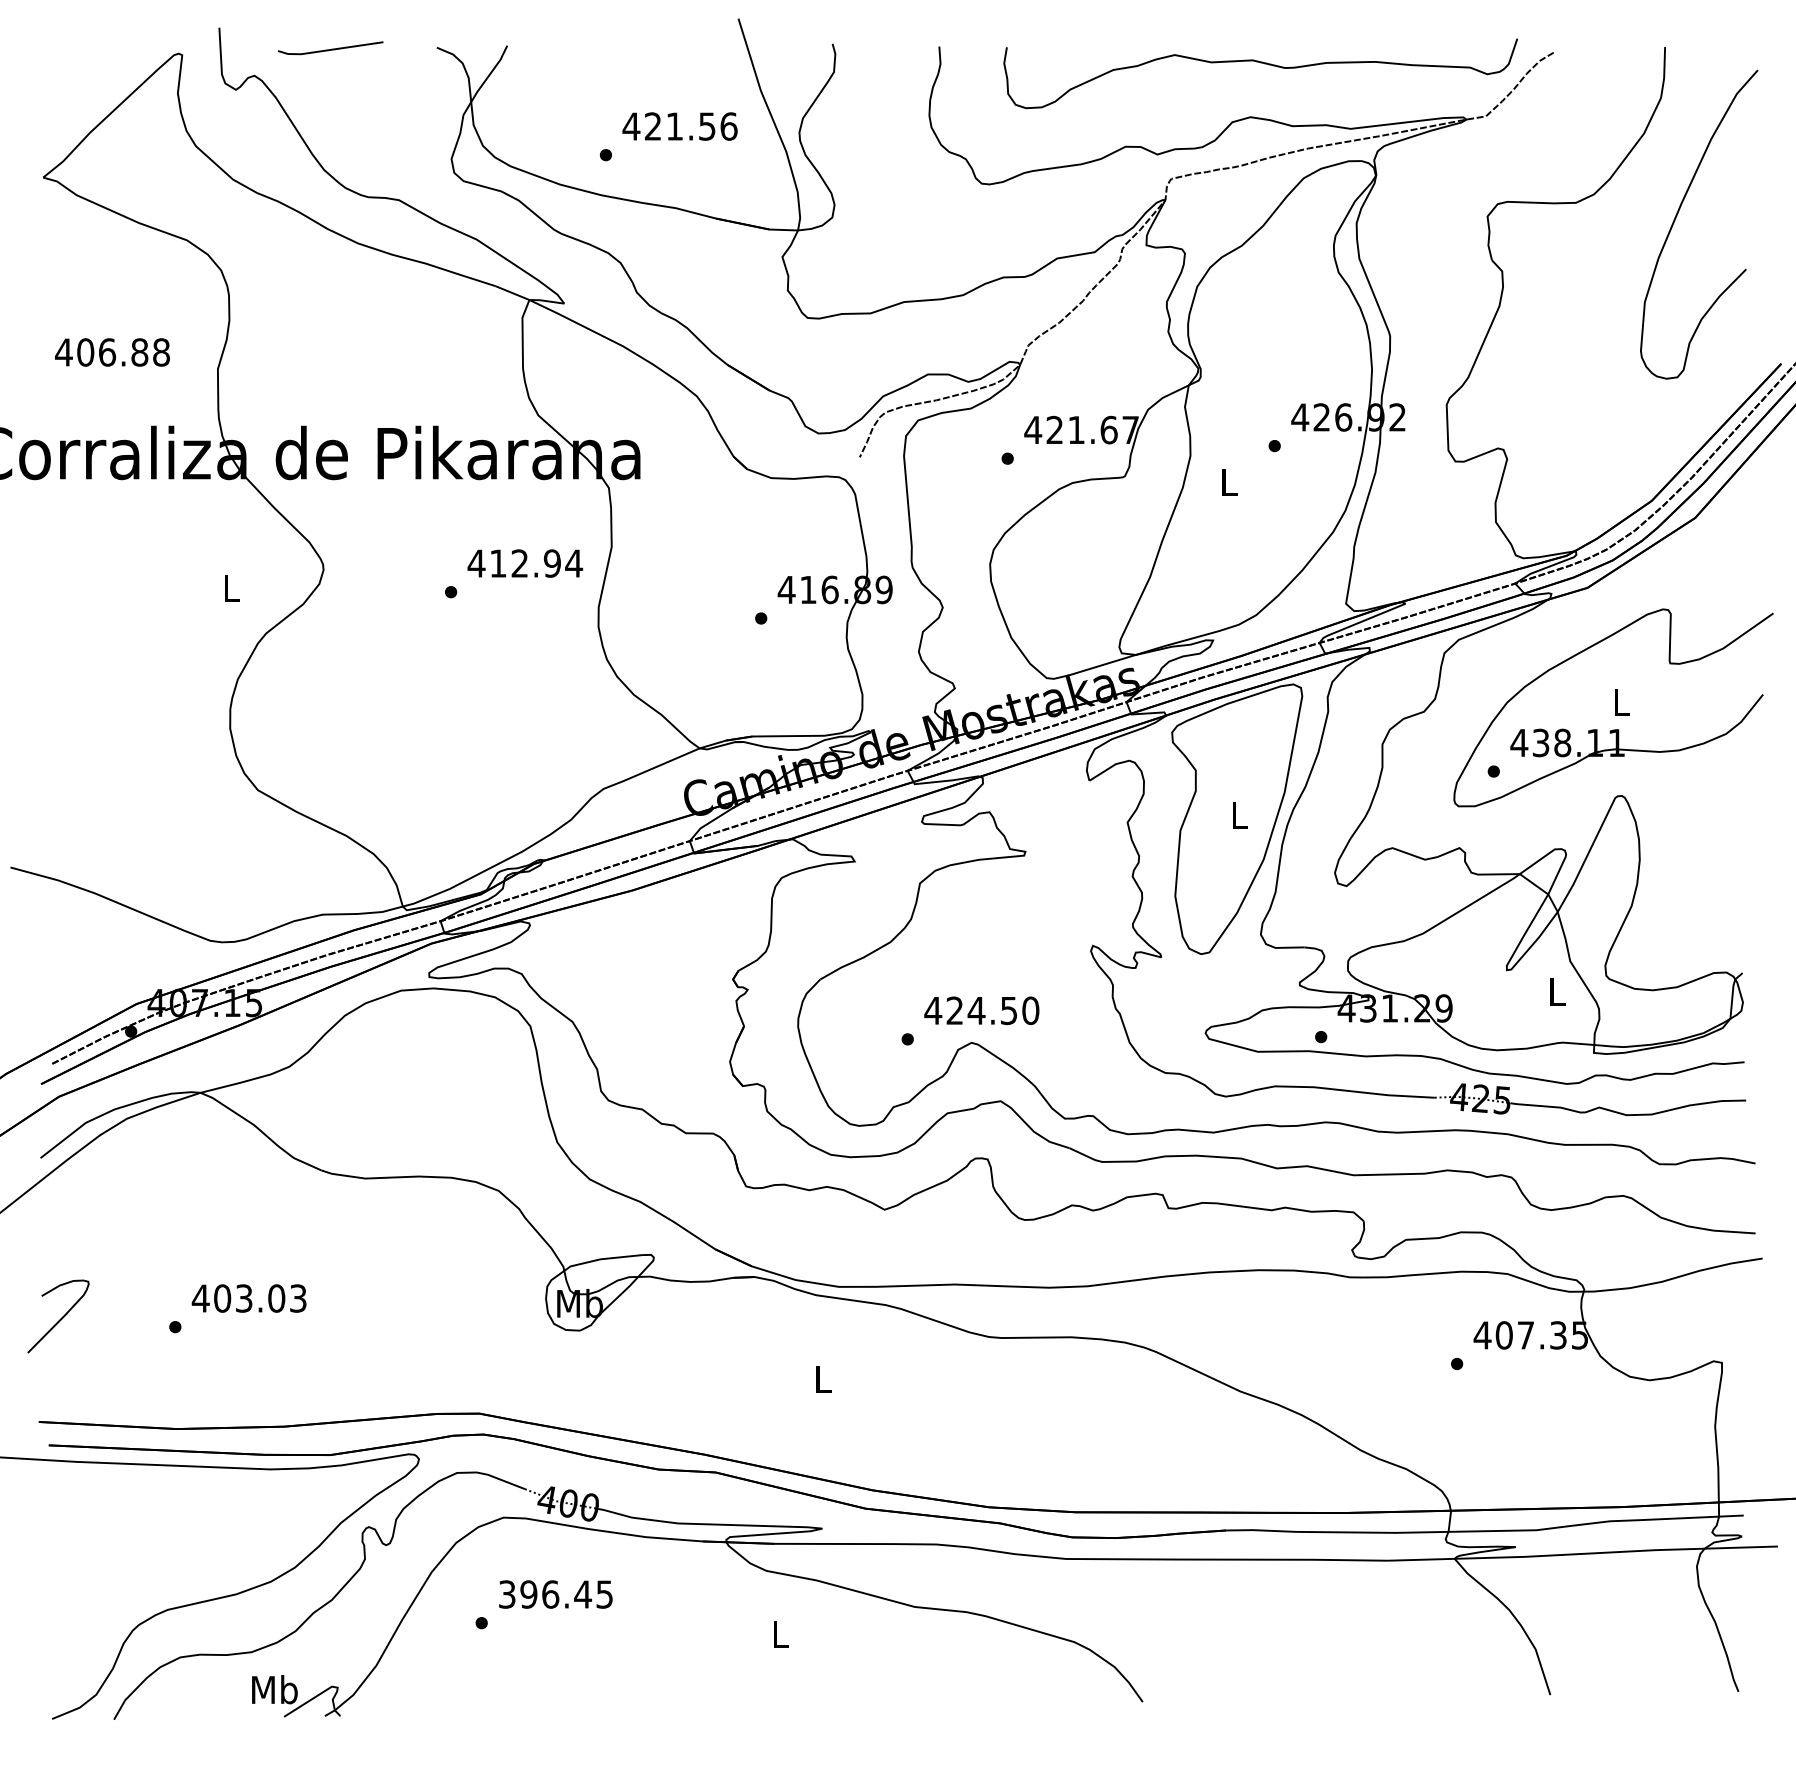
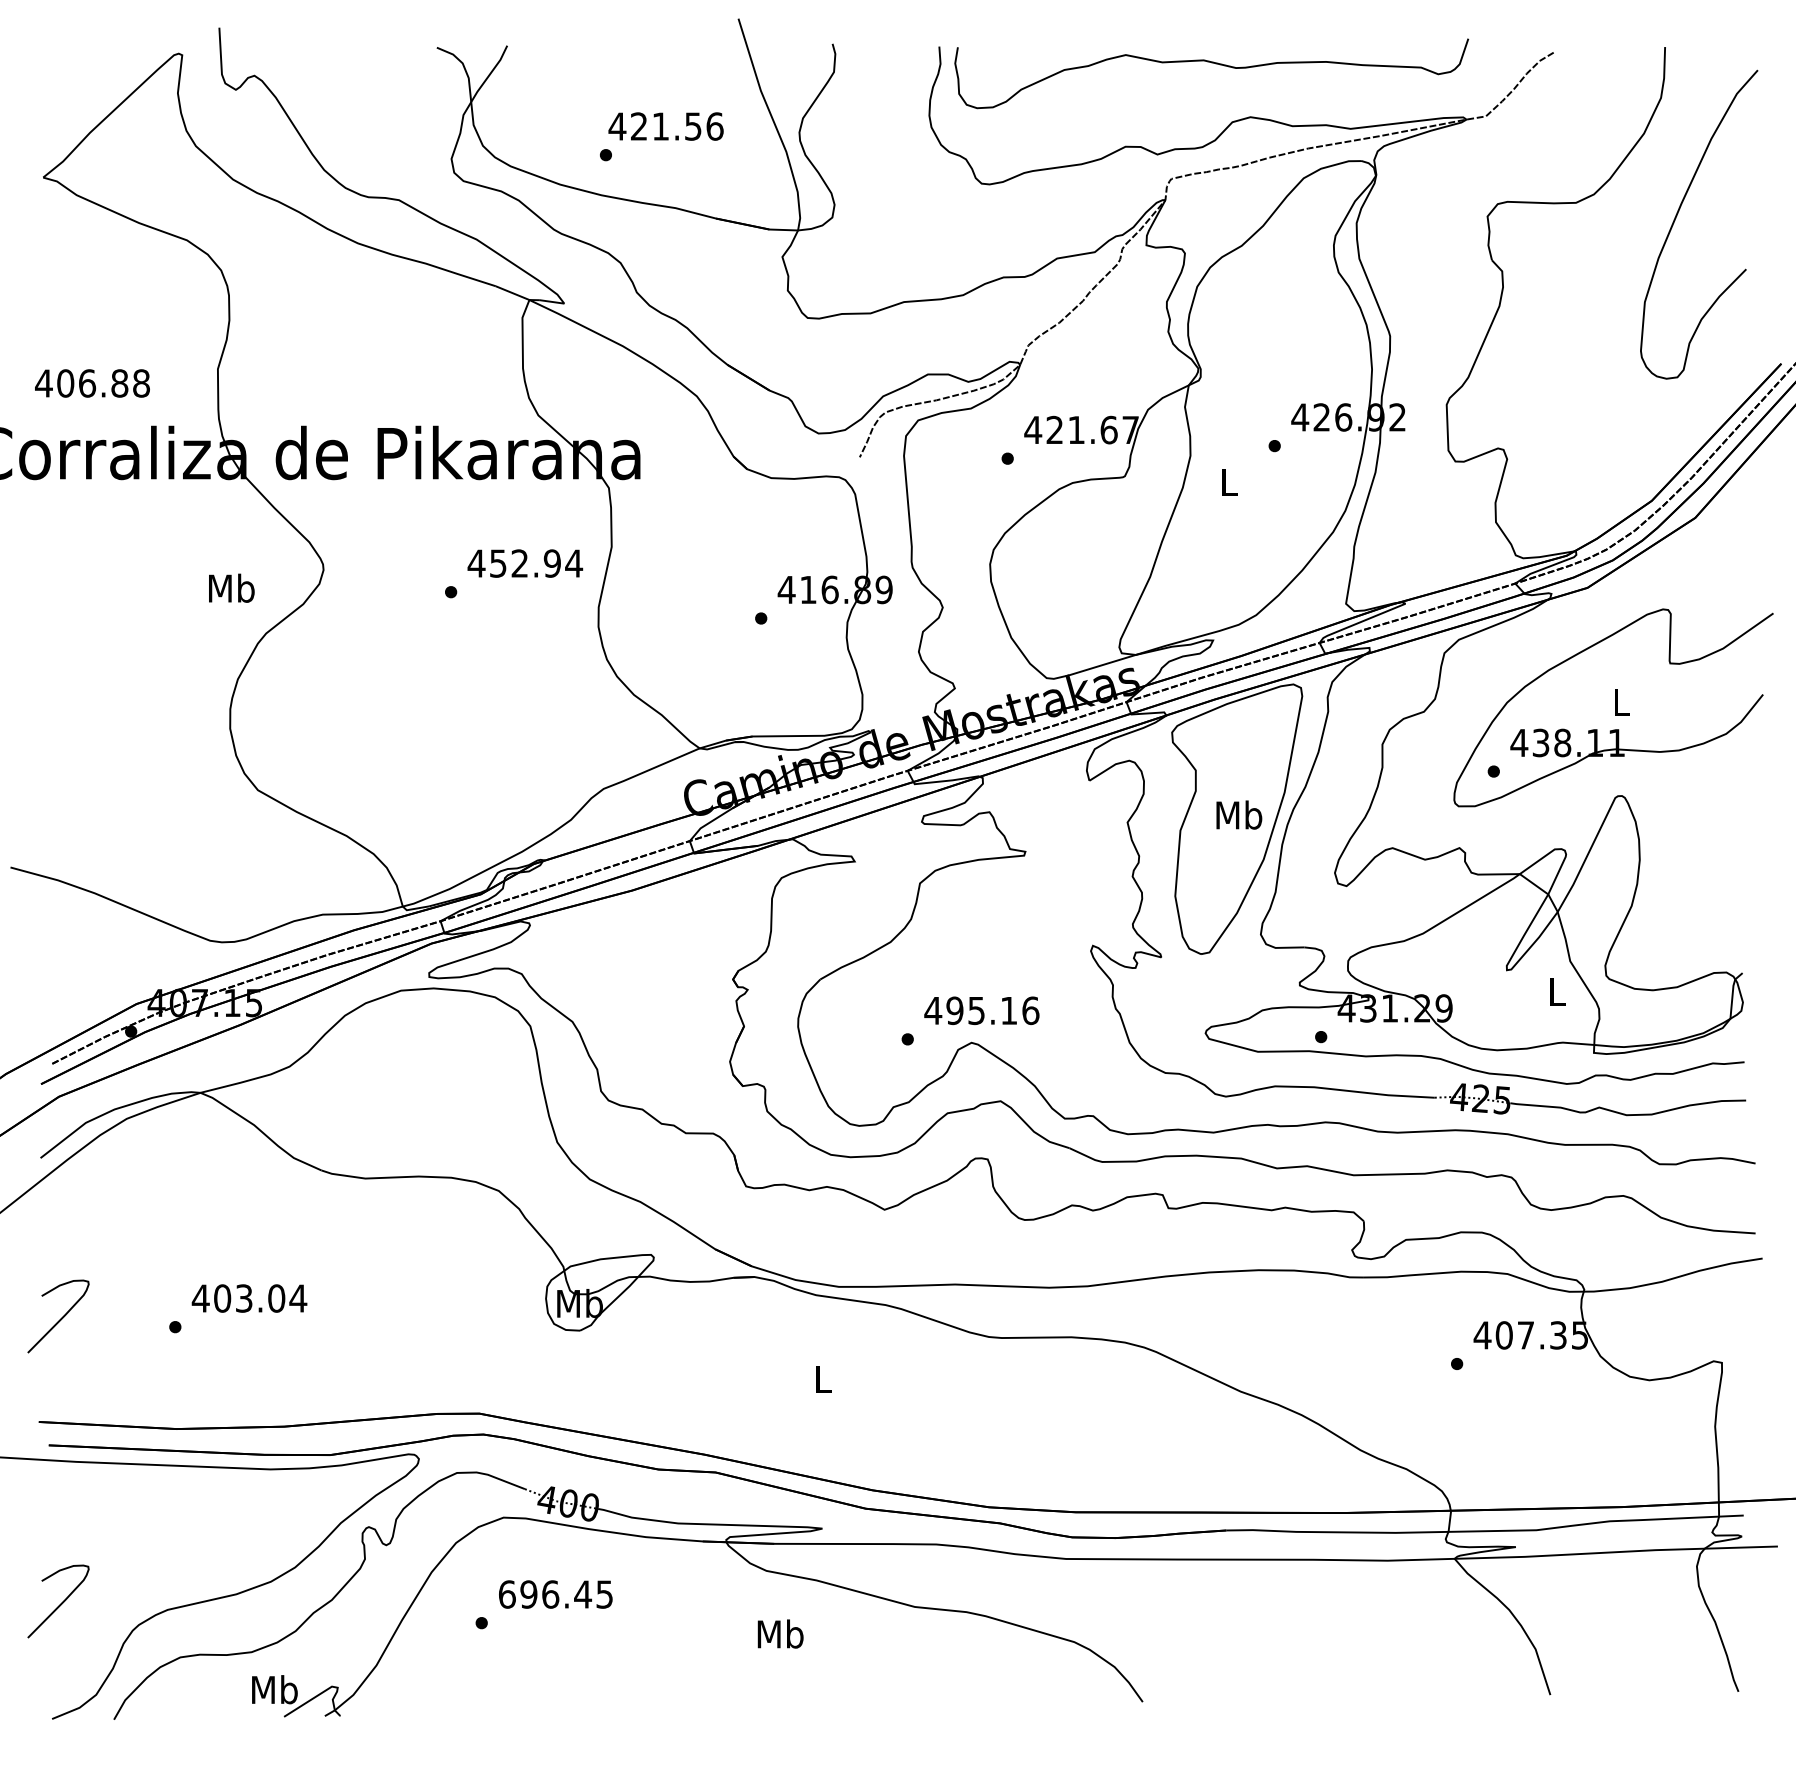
line: present -> none (331, 48)
curve position: (1264, 64) -> (1215, 64) (1215, 64)
text position: (679, 126) -> (665, 126) (665, 126)
text position: (112, 352) -> (92, 383) (92, 383)
text: 412.94 -> 452.94 (498, 563)
text: L -> Mb (231, 587)
text: L -> Mb (1239, 814)
text: 424.50 -> 495.16 (992, 1010)
text: 403.03 -> 403.04 (298, 1298)
text: 396.45 -> 696.45 (507, 1594)
curve: none -> present (60, 1603)
text: L -> Mb (780, 1633)
